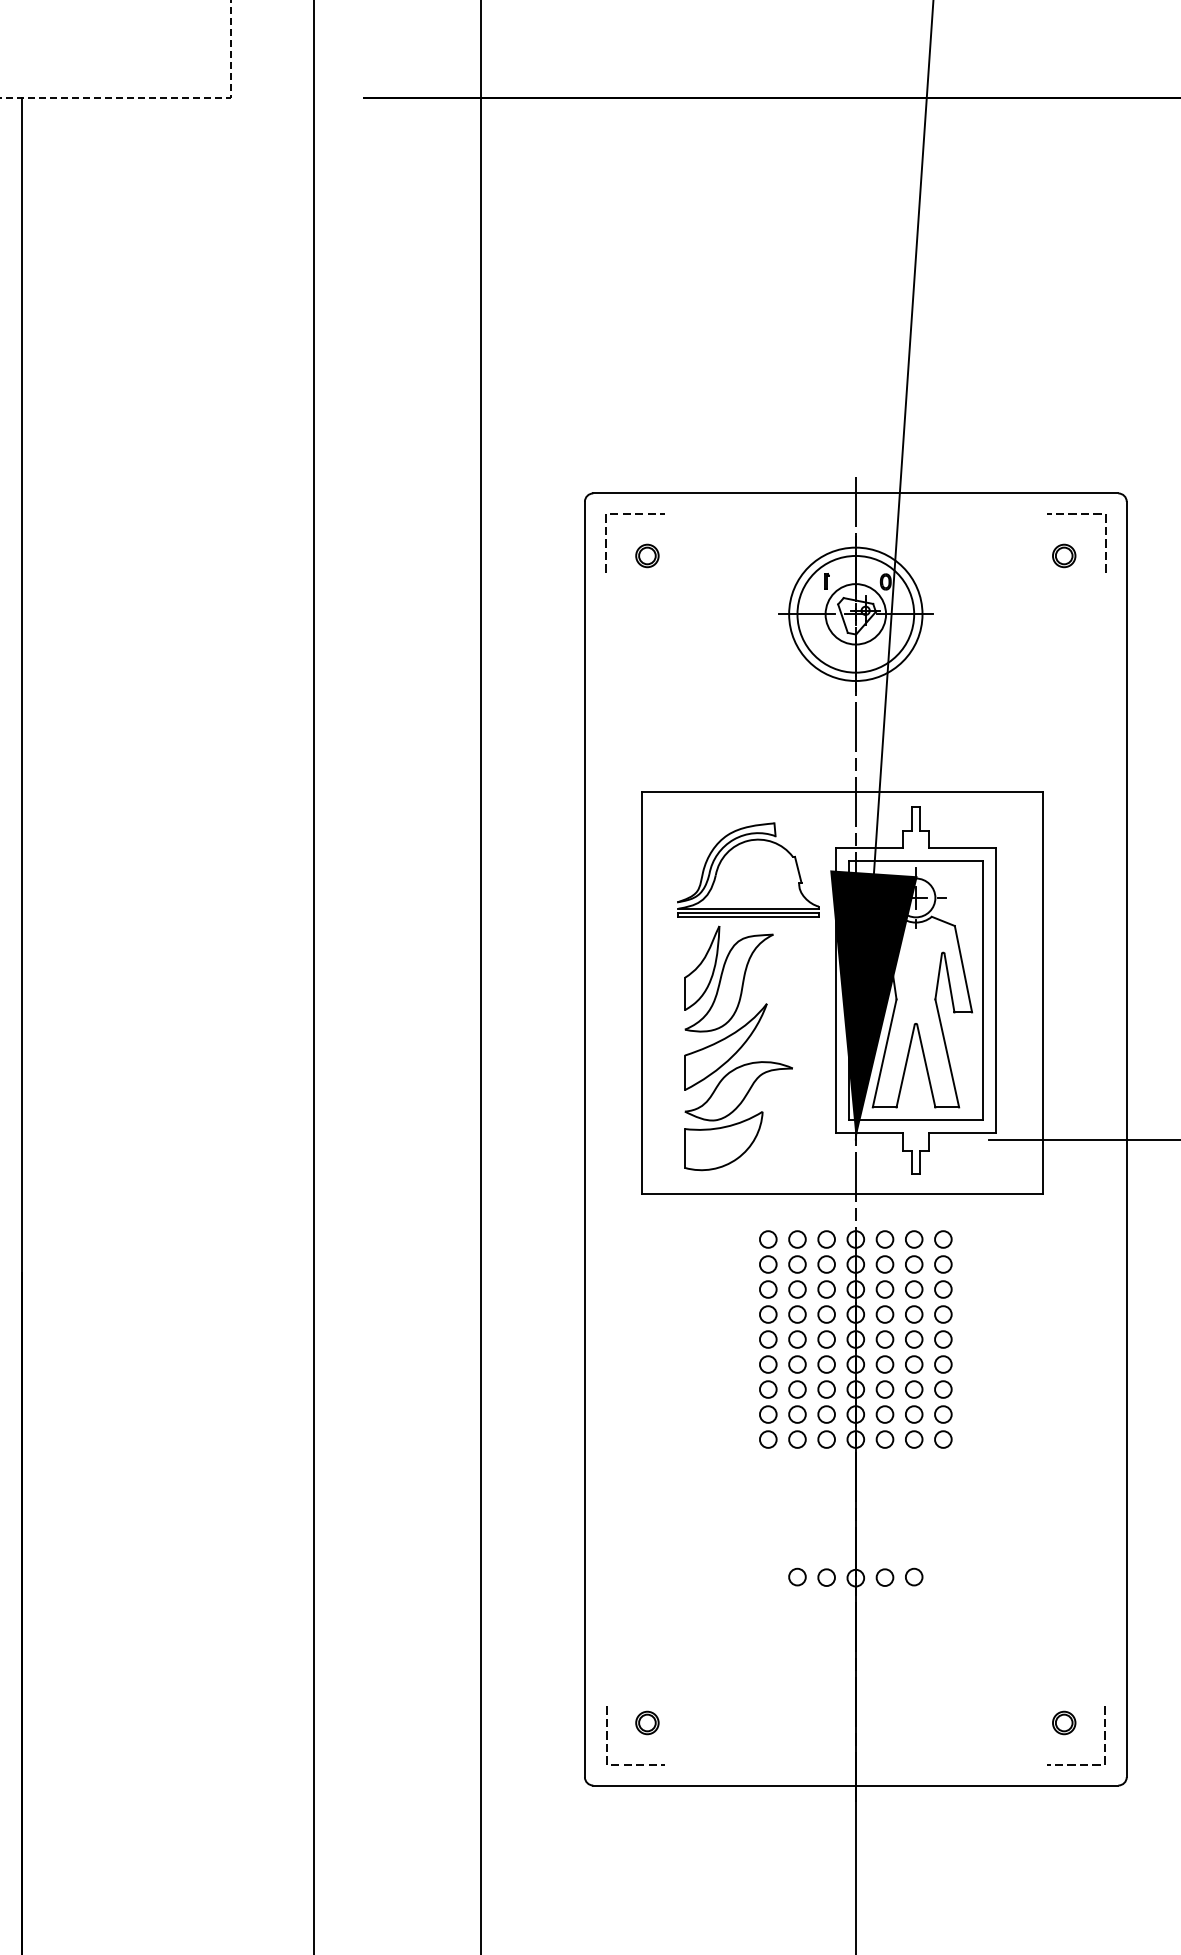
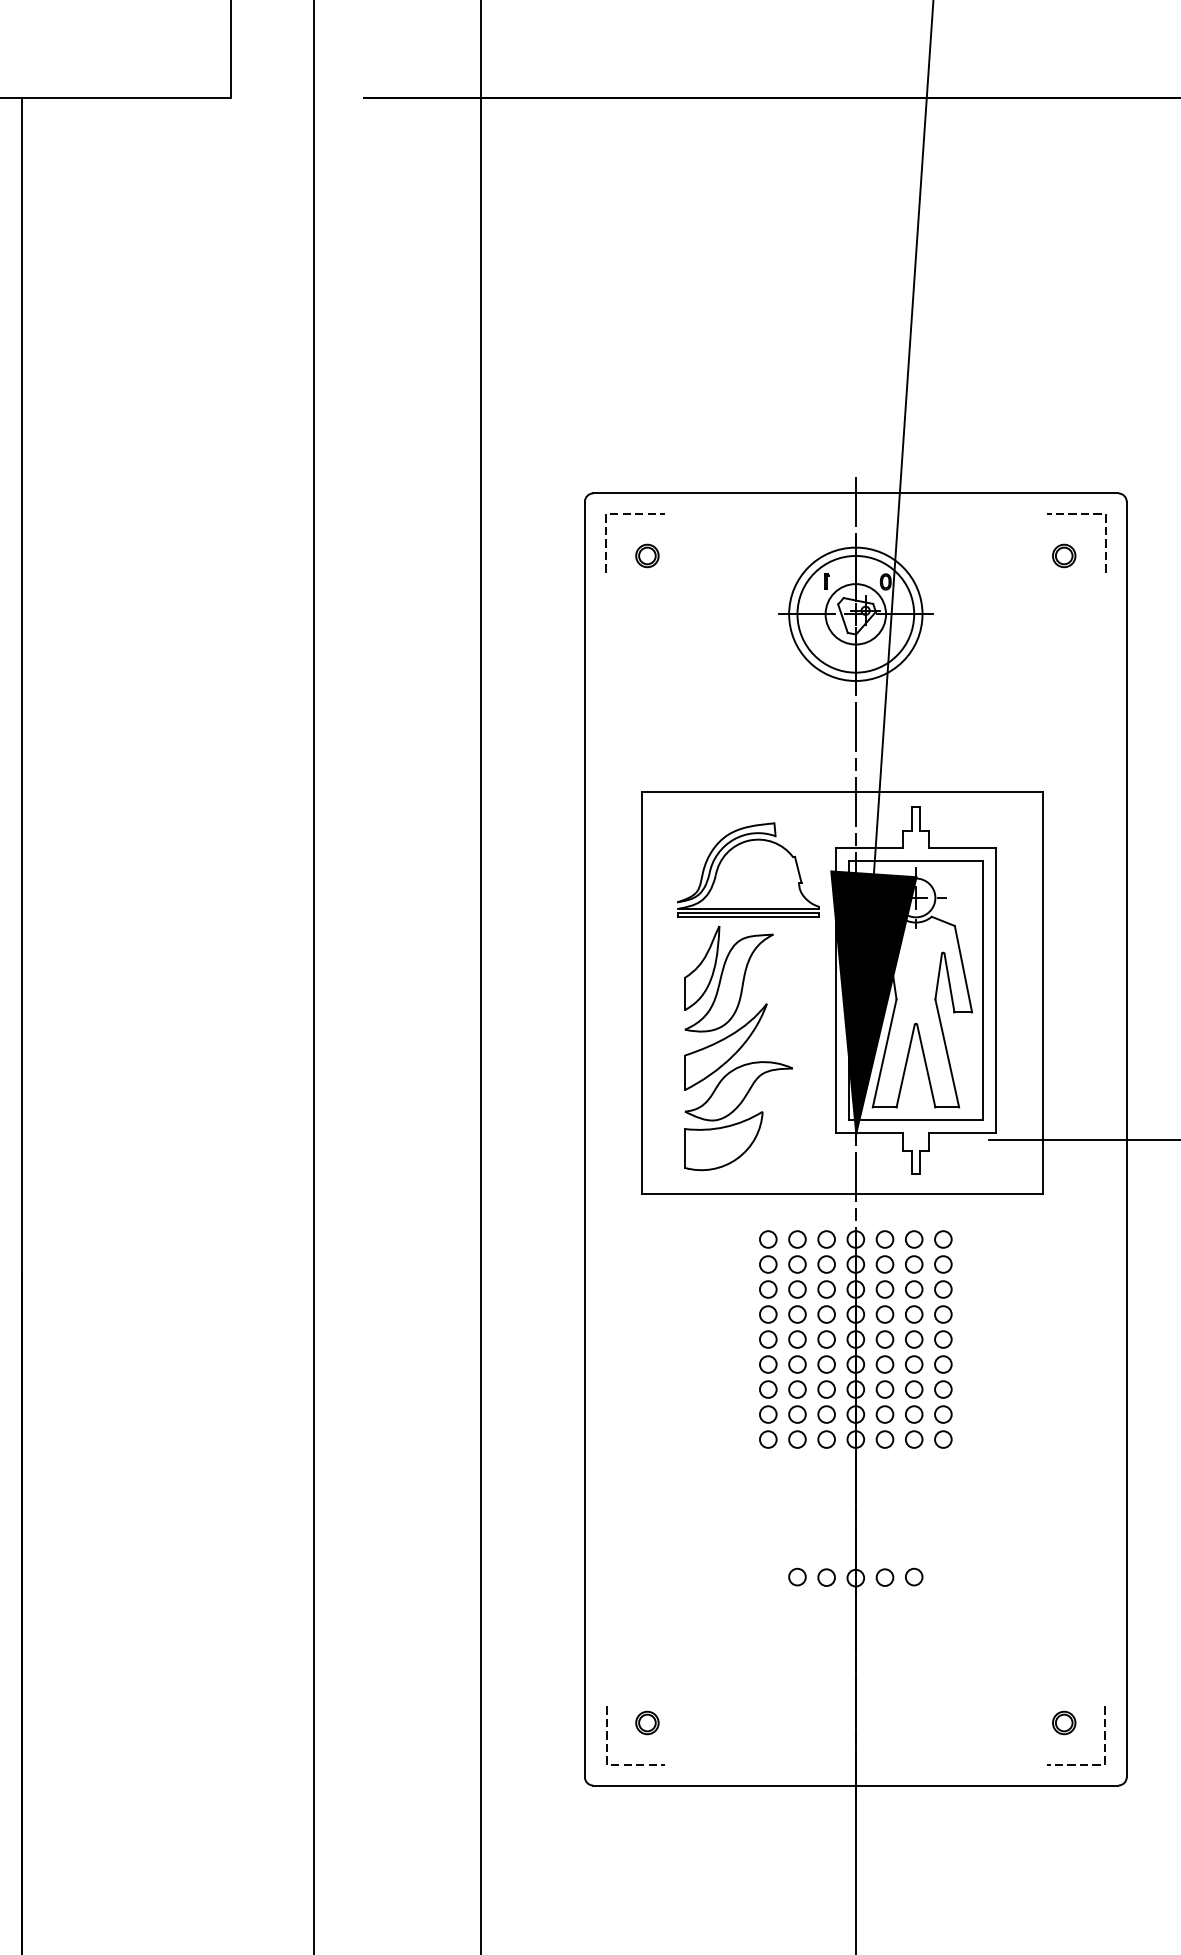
line: dashed -> solid (164, 97)
